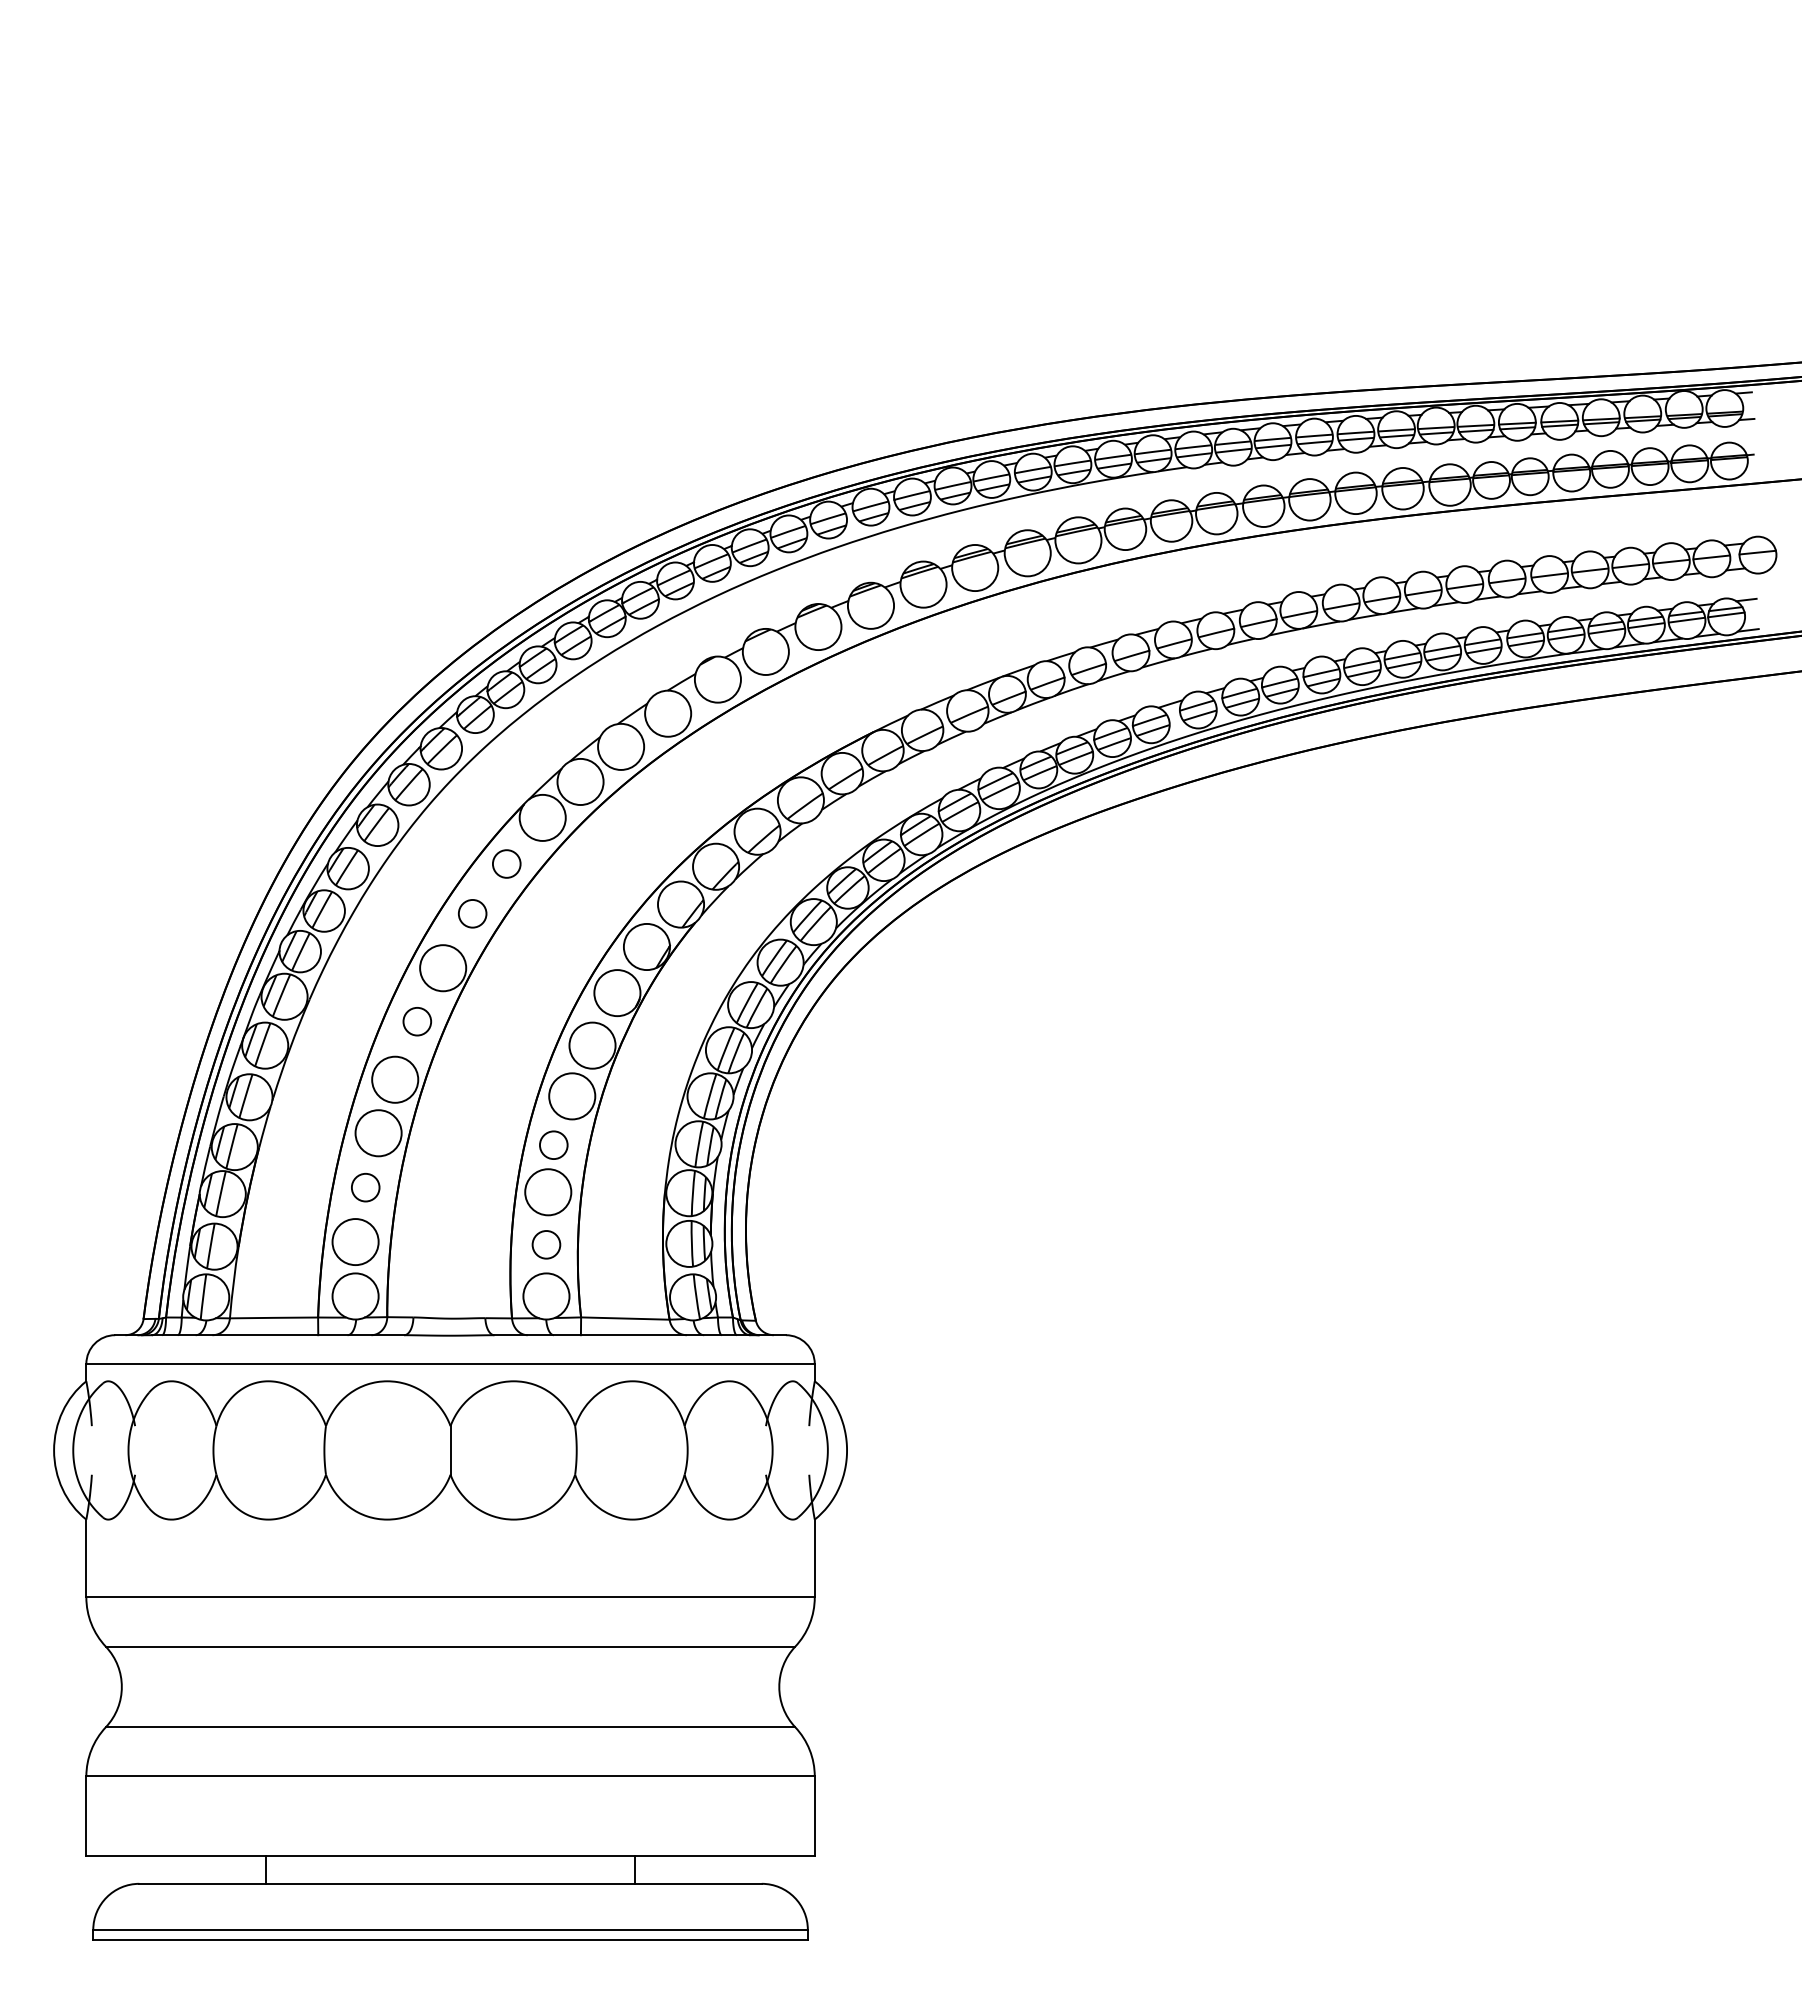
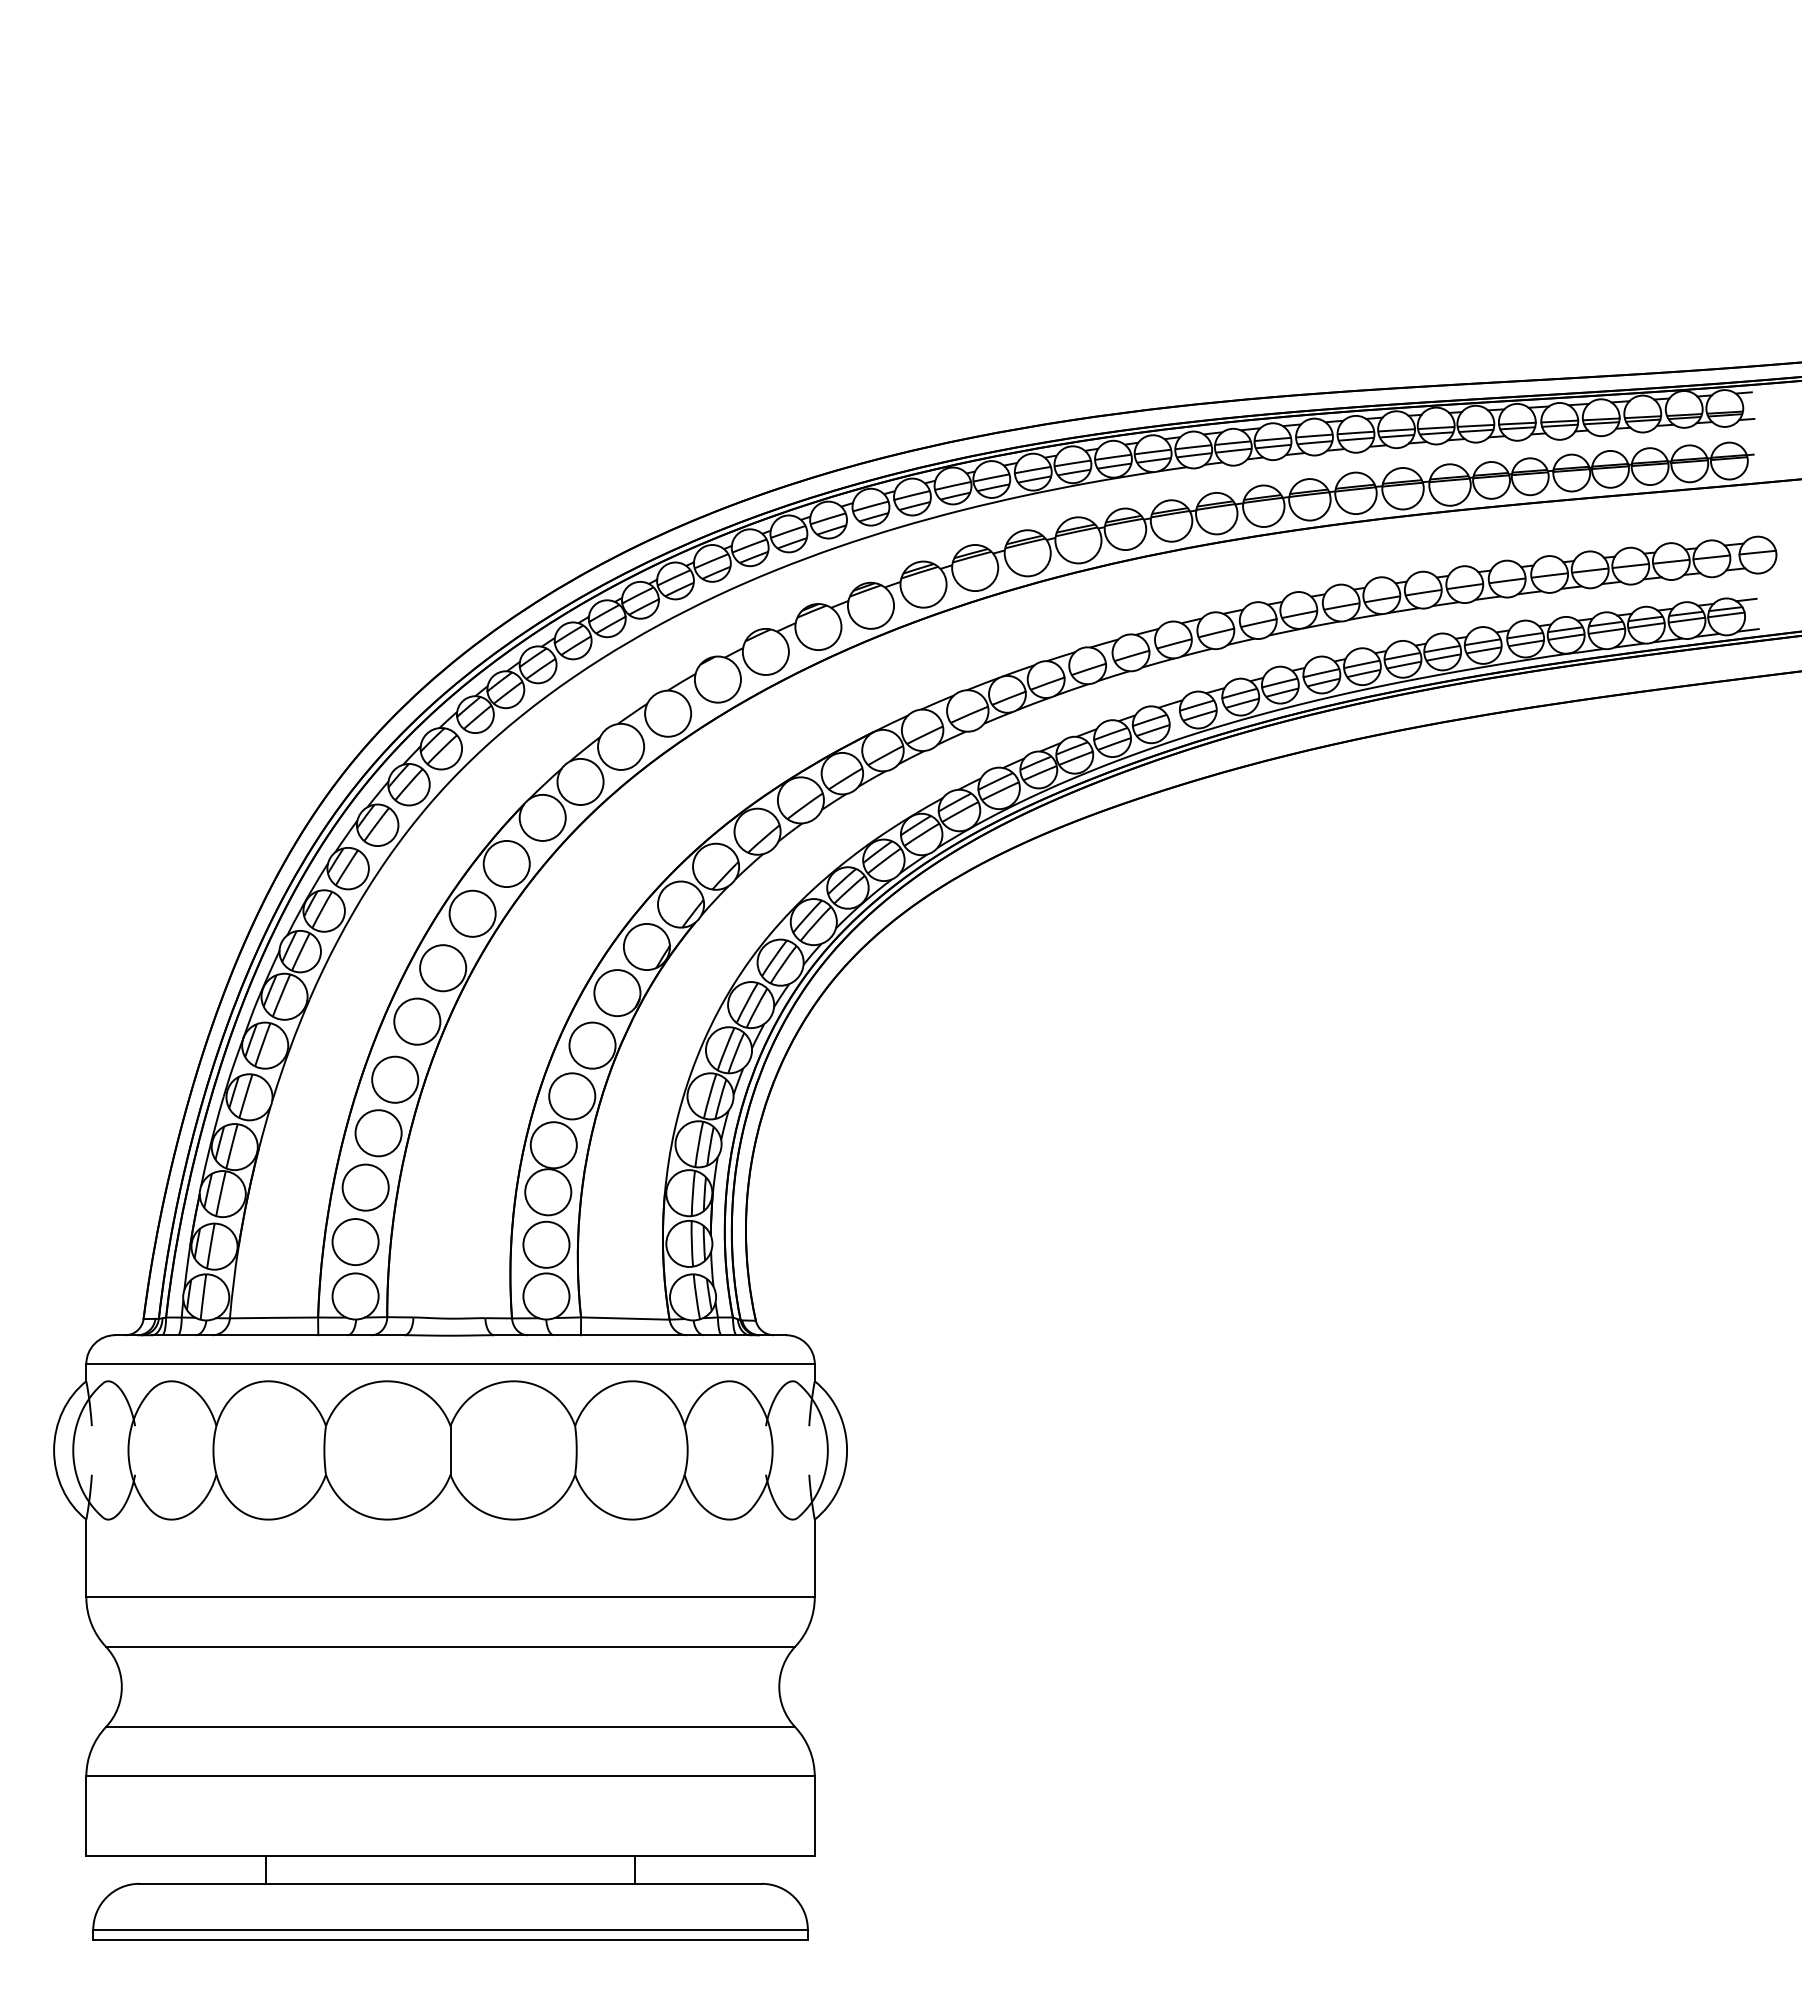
circle diameter: 28 px -> 46 px (506, 863)
circle diameter: 28 px -> 46 px (472, 913)
circle diameter: 28 px -> 46 px (417, 1021)
circle diameter: 28 px -> 46 px (553, 1145)
circle diameter: 28 px -> 46 px (365, 1187)
circle diameter: 28 px -> 46 px (546, 1244)
